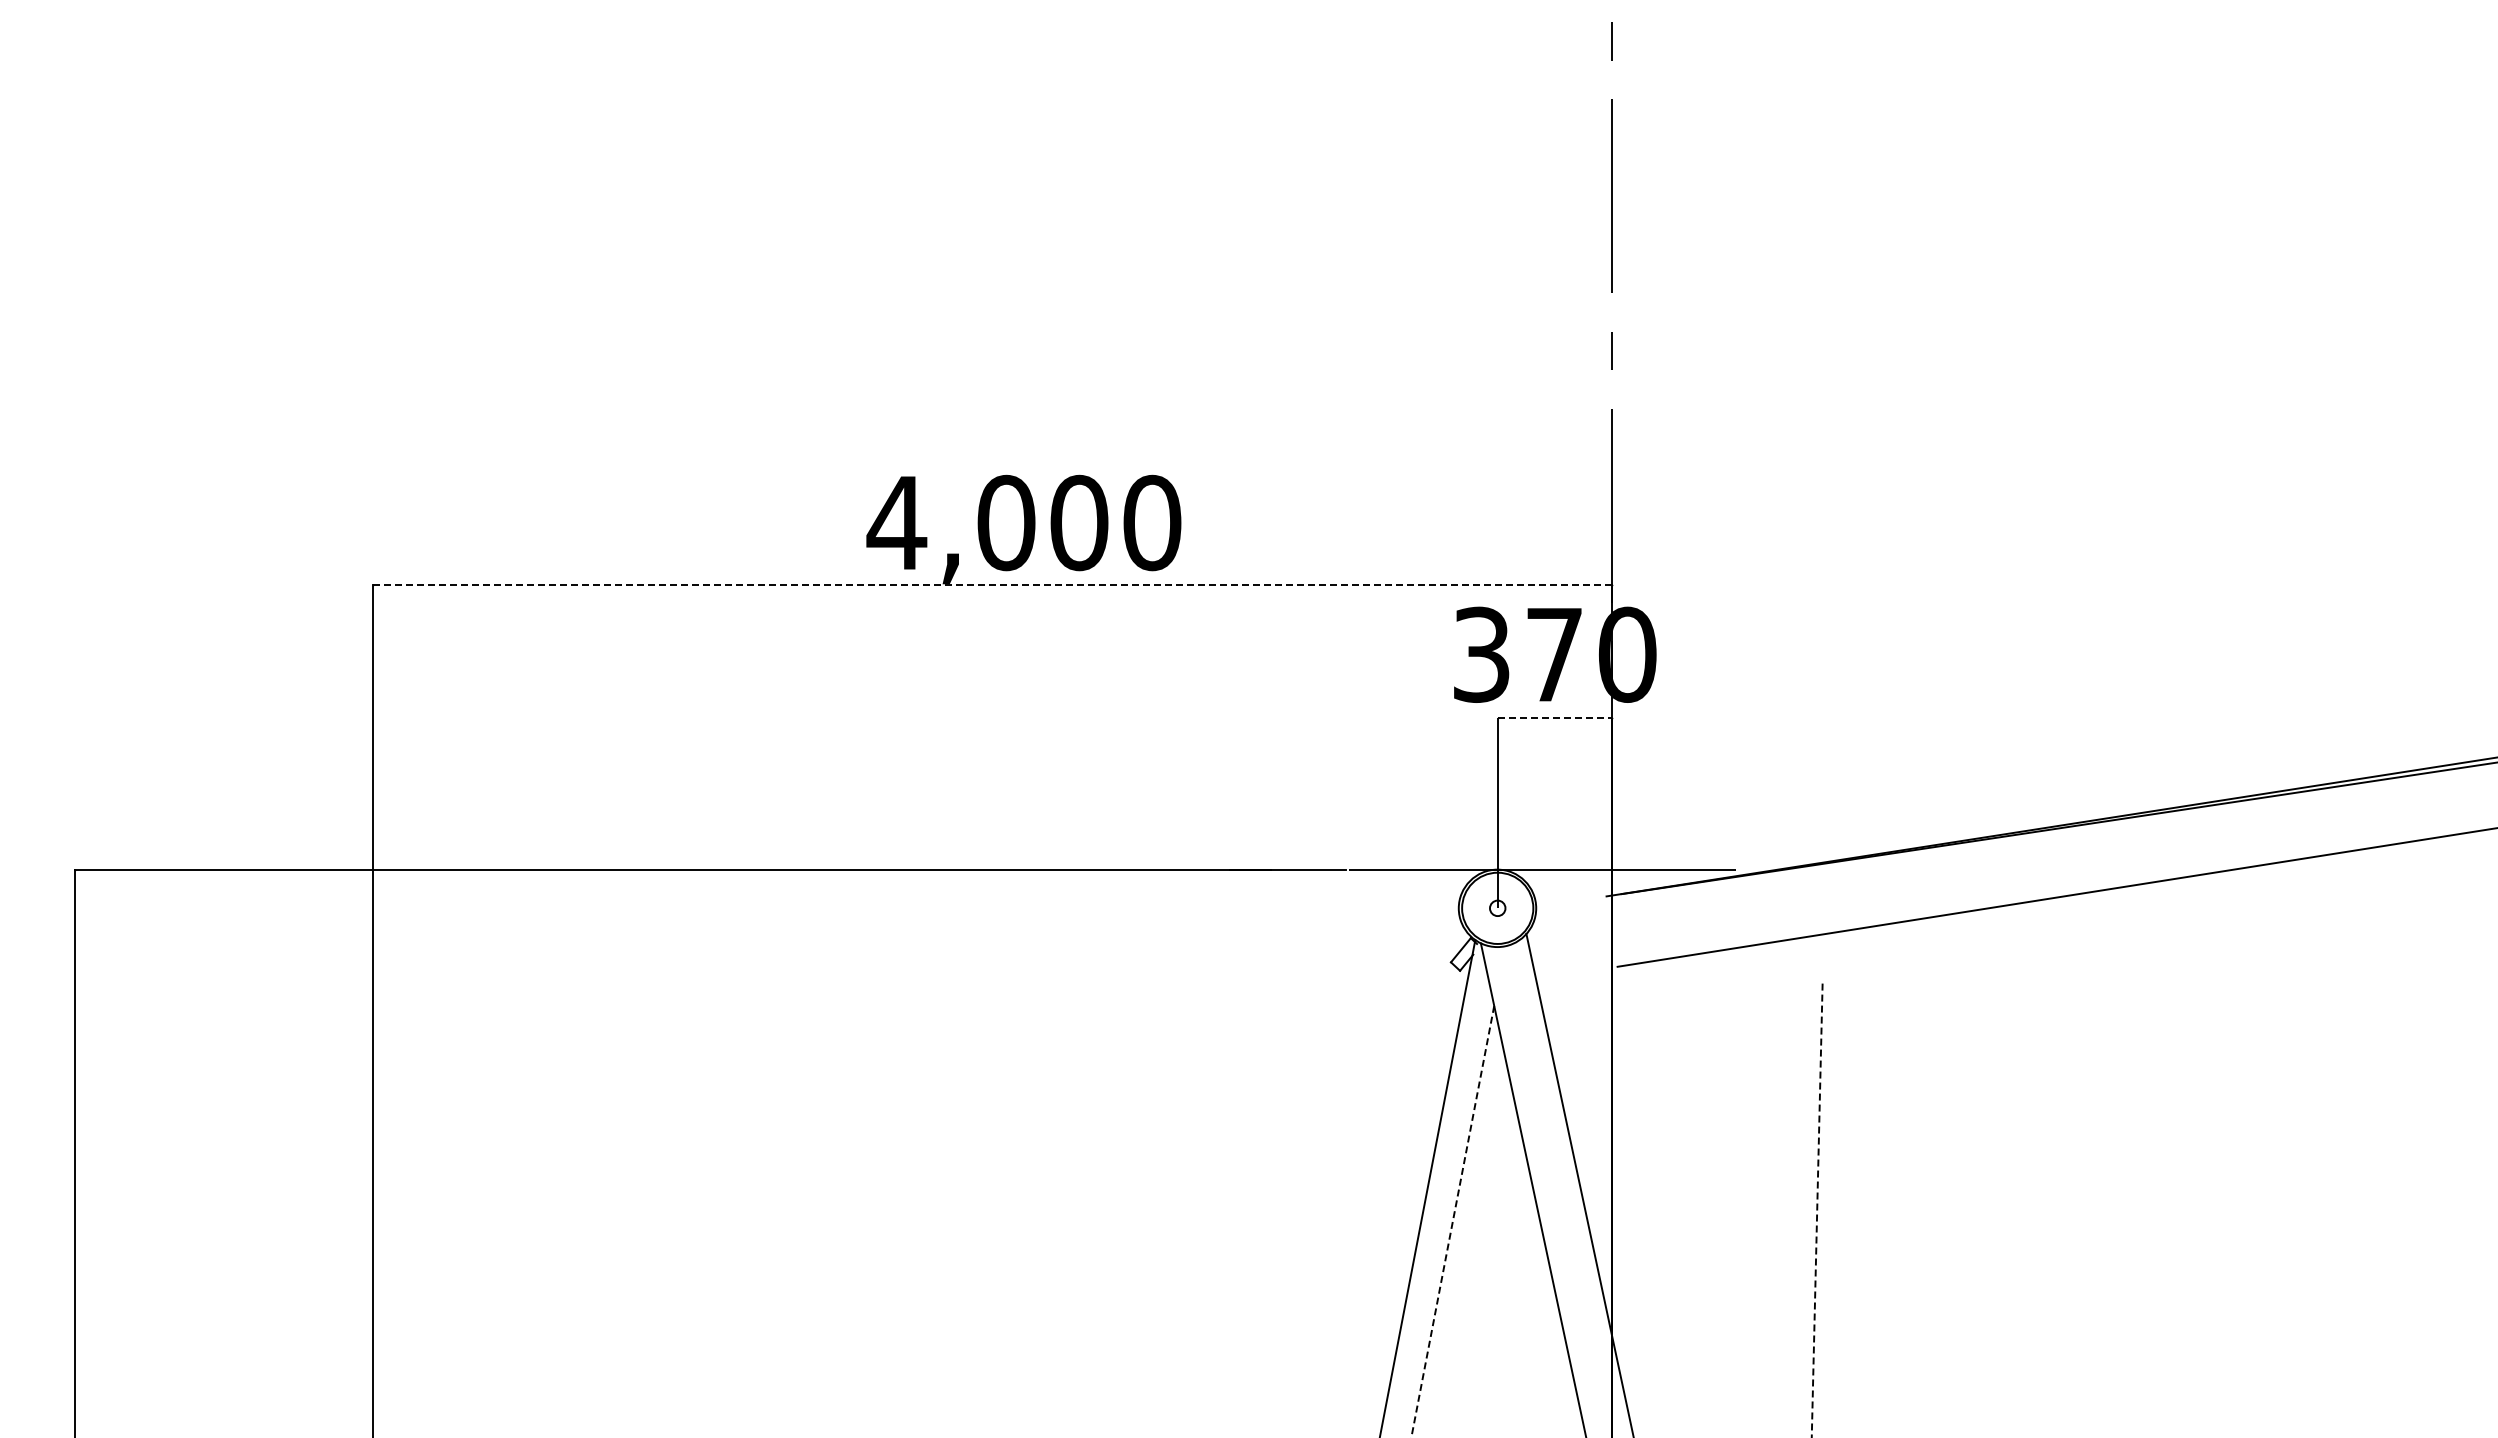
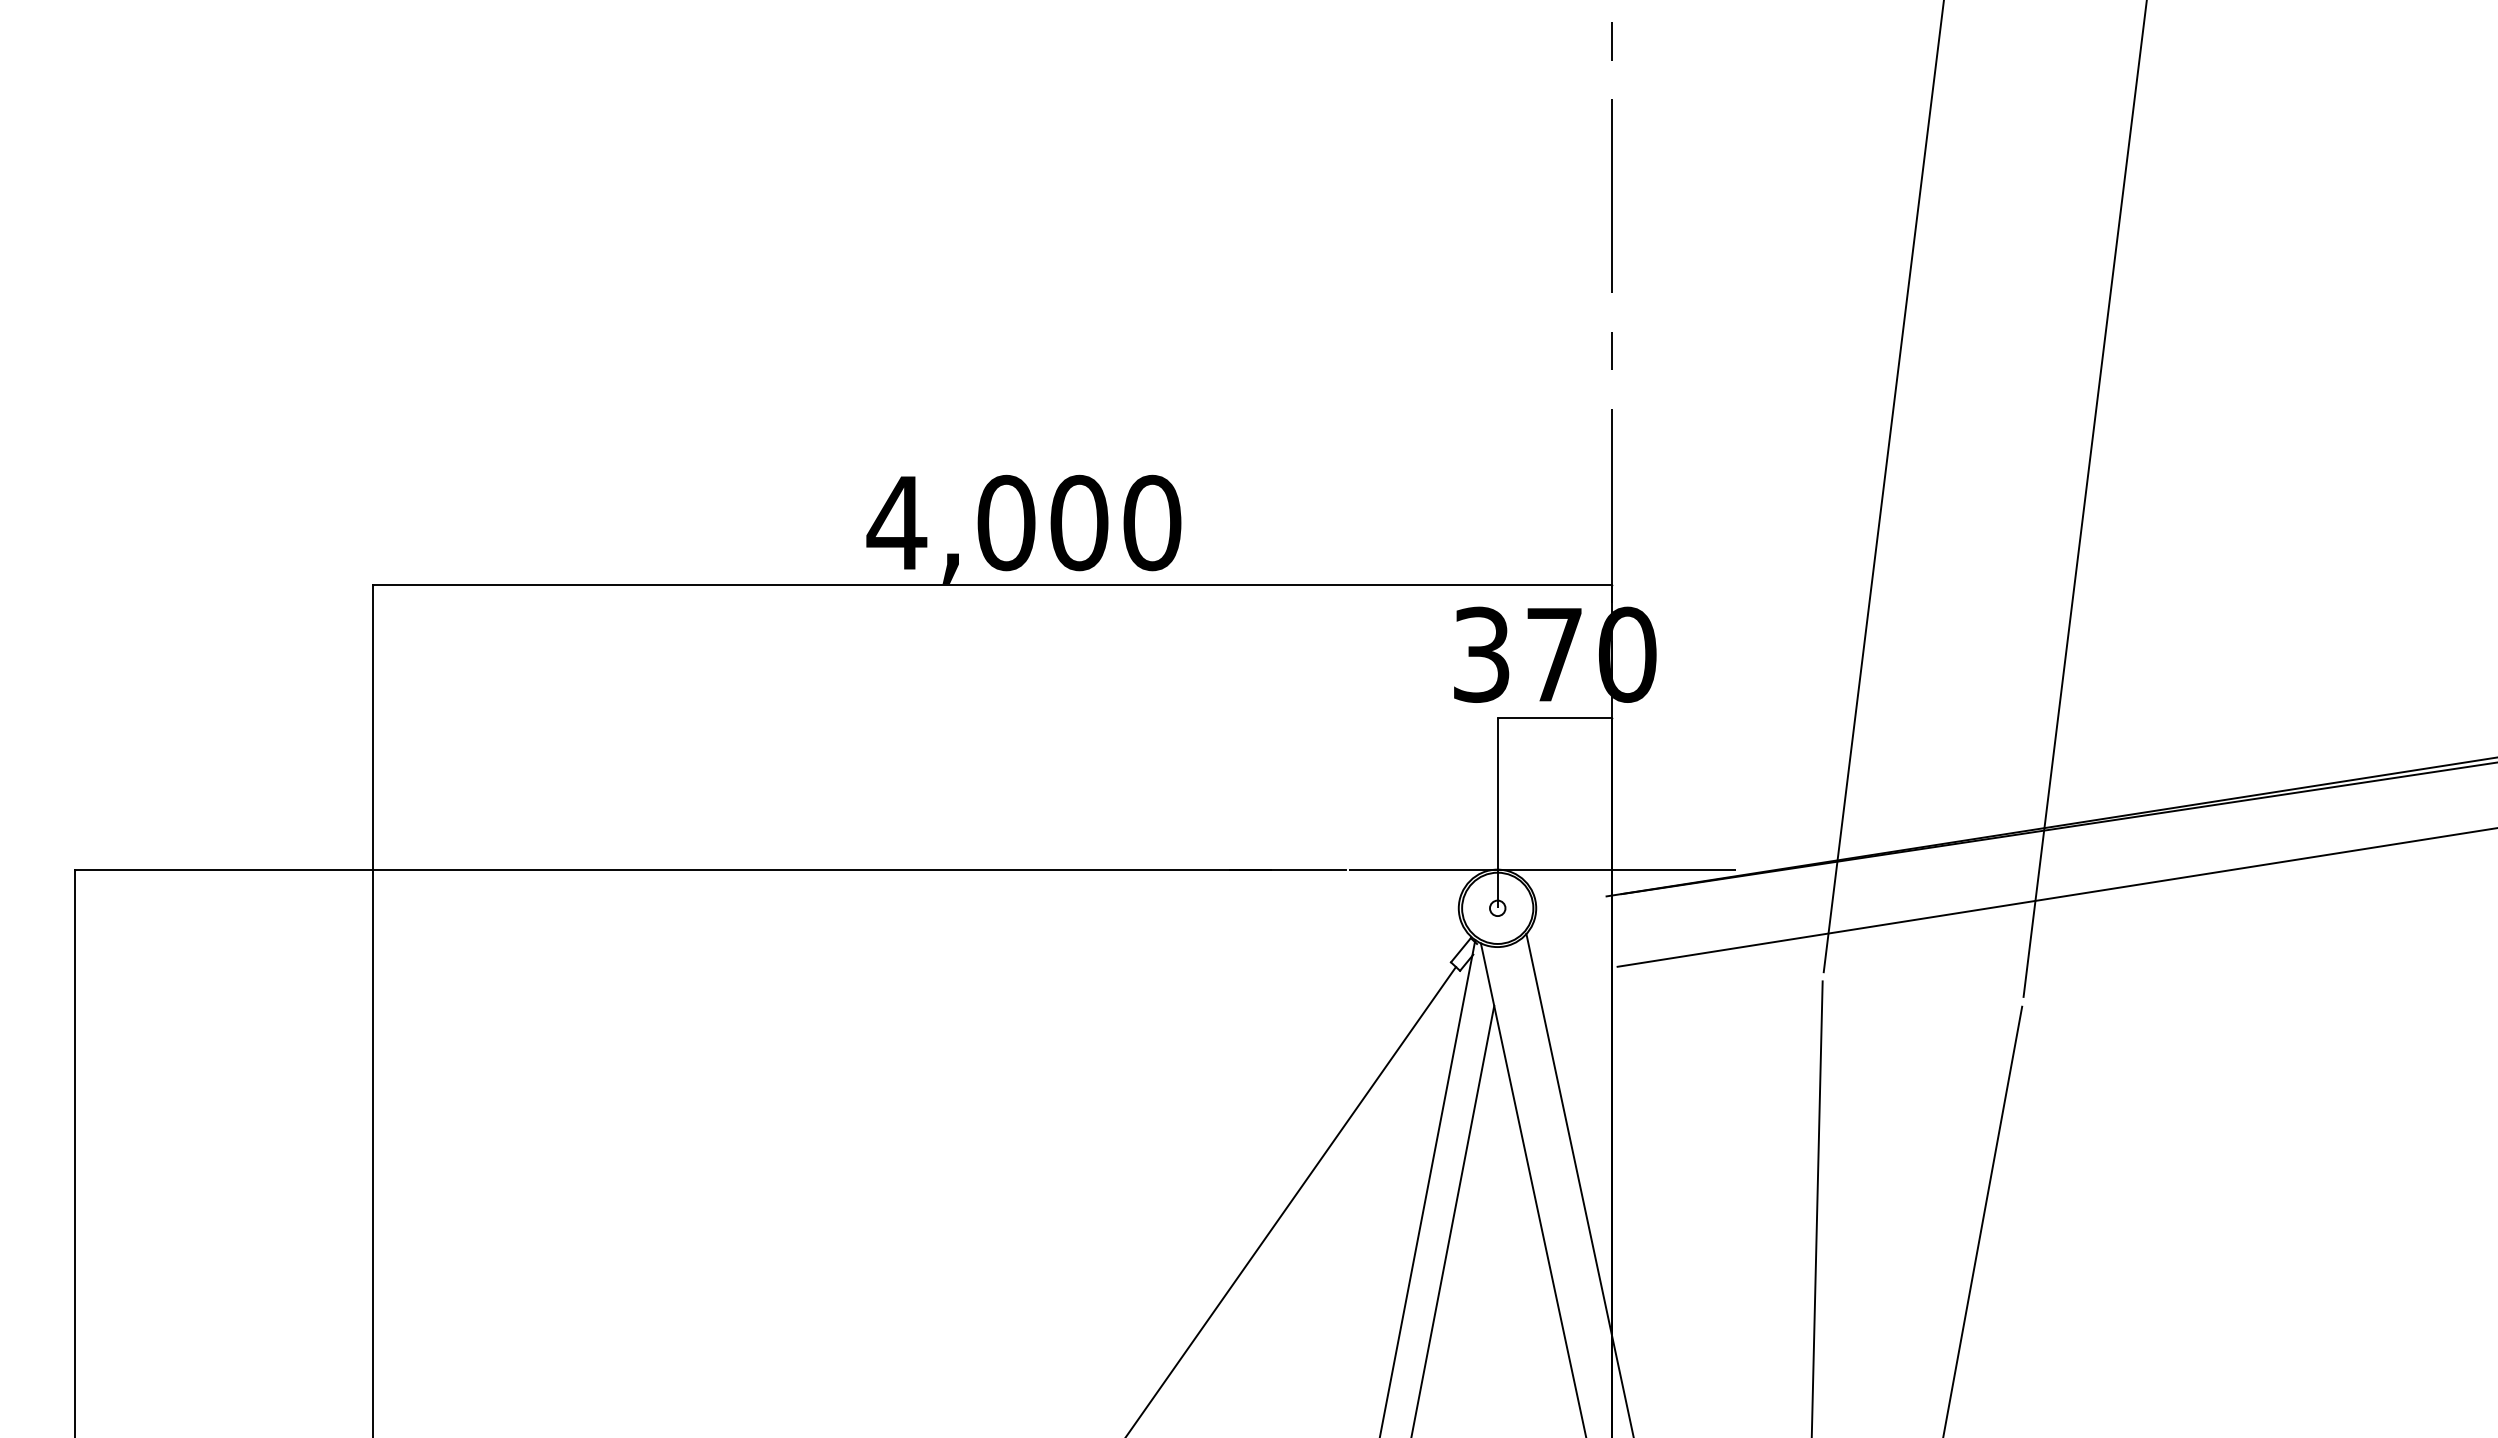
line: none -> present (1883, 487)
line: none -> present (2084, 499)
line: dashed -> solid (992, 584)
line: dashed -> solid (1555, 718)
line: none -> present (1291, 1200)
line: dashed -> solid (1817, 1209)
line: none -> present (1982, 1220)
line: dashed -> solid (1452, 1221)
